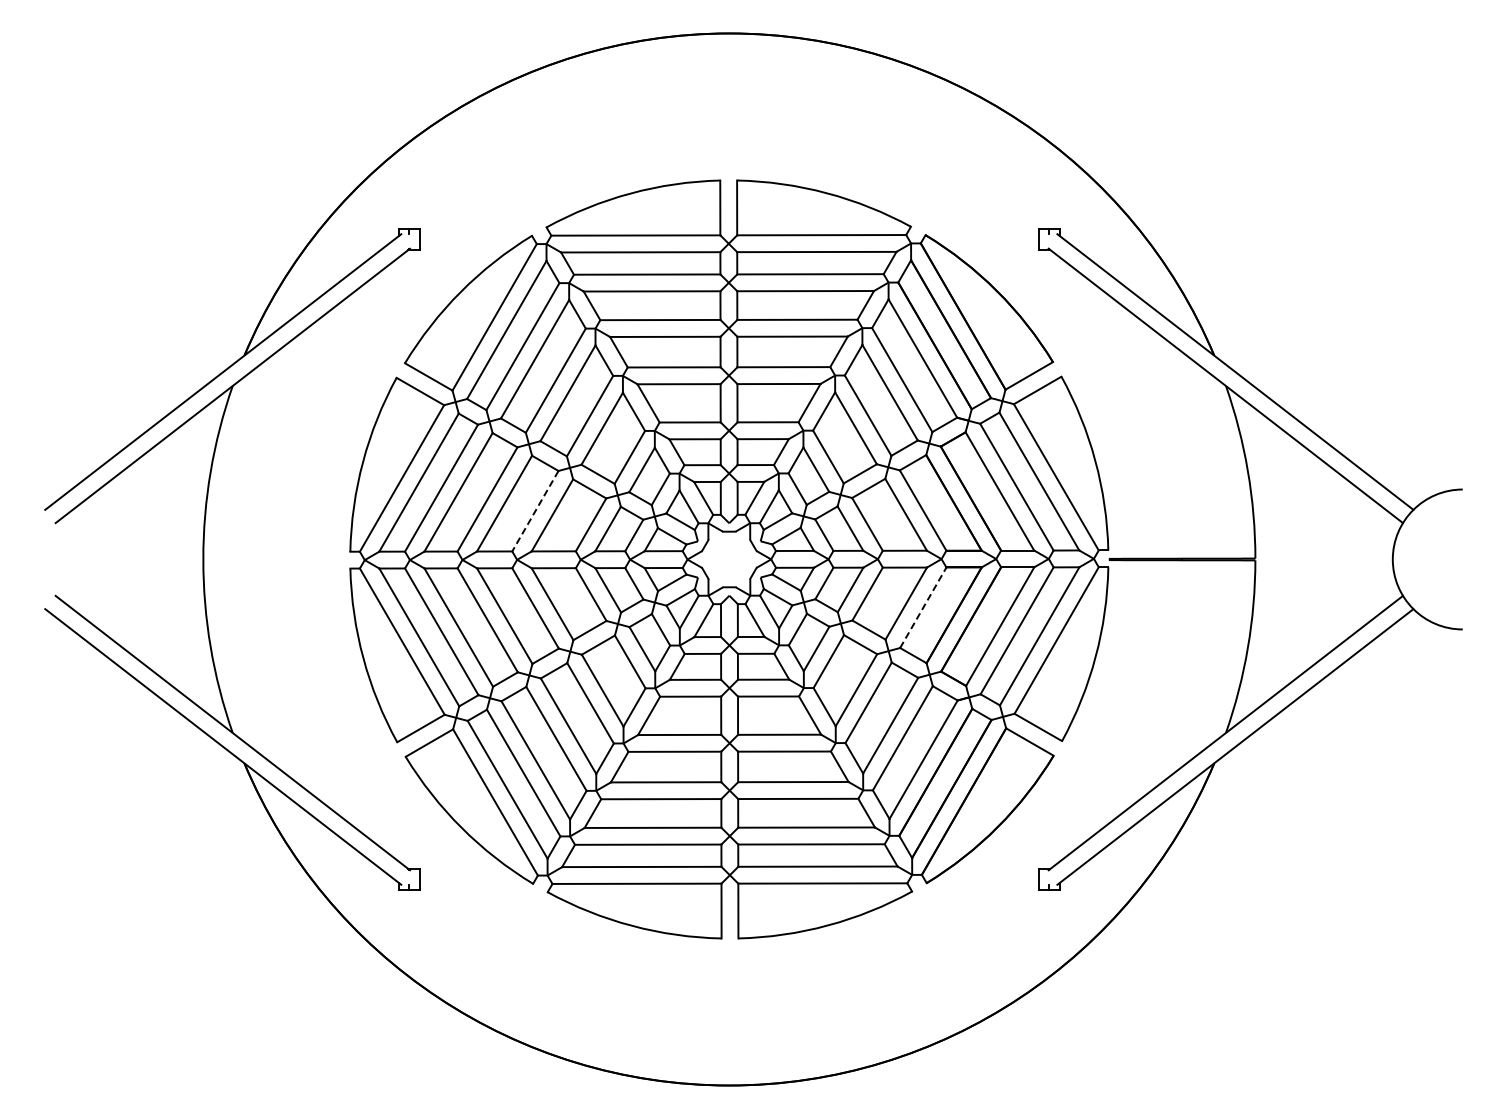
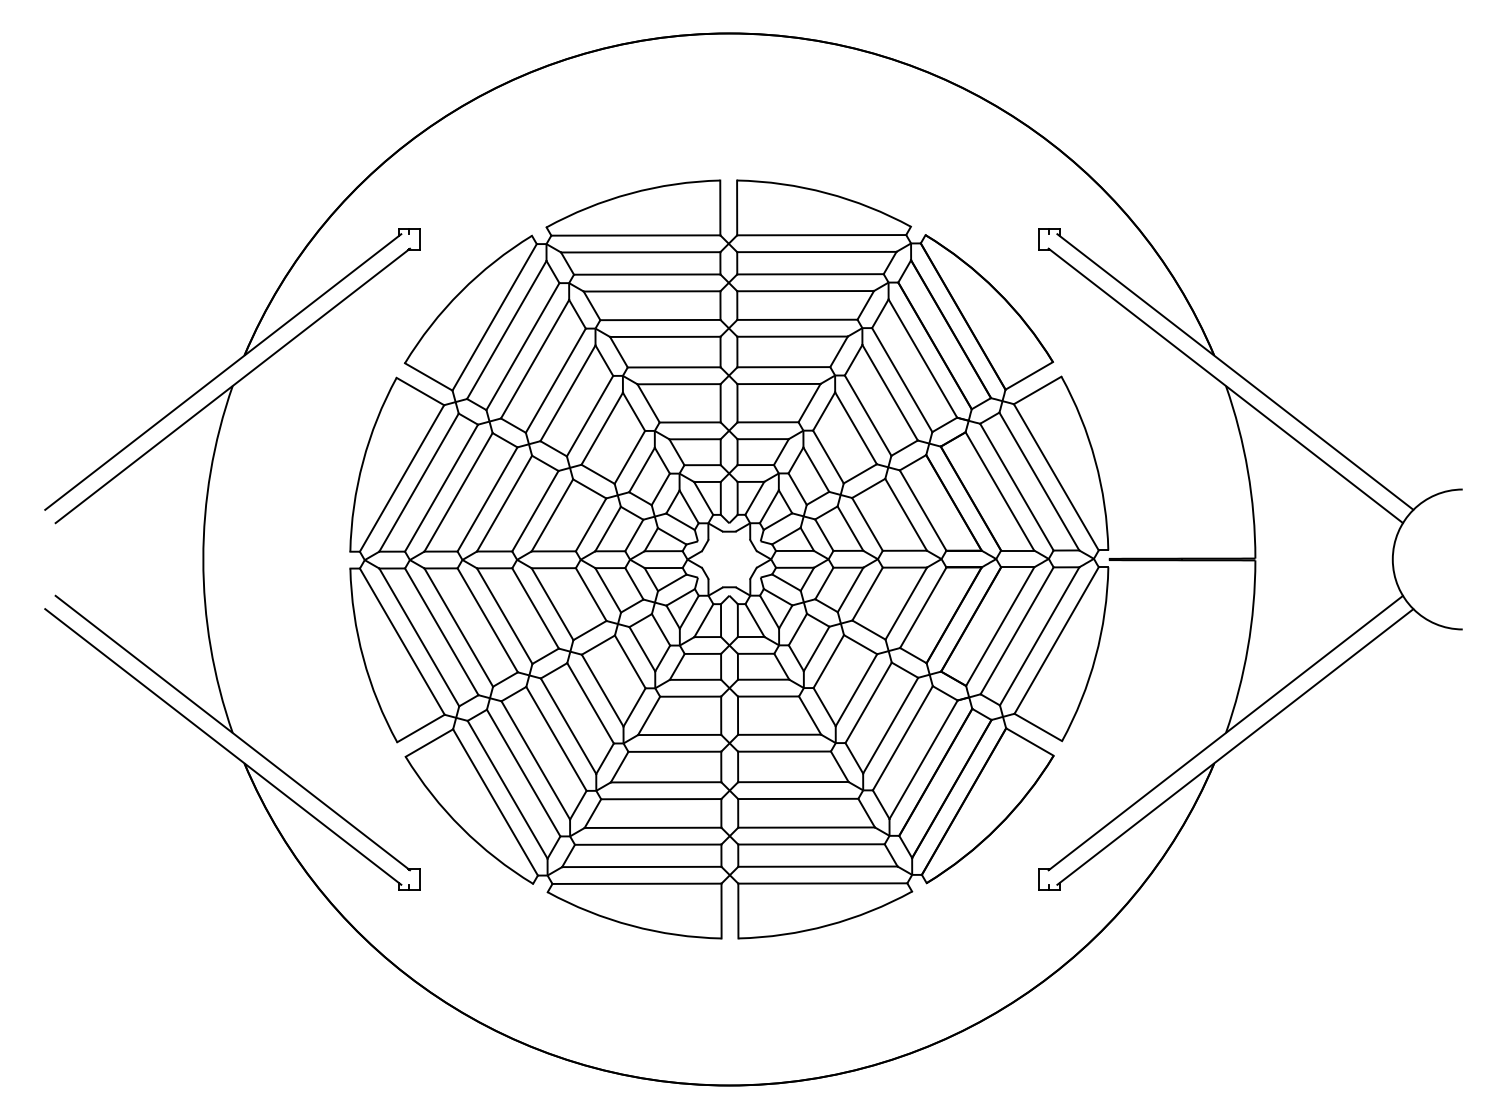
line: dashed -> solid (535, 511)
line: dashed -> solid (923, 607)
